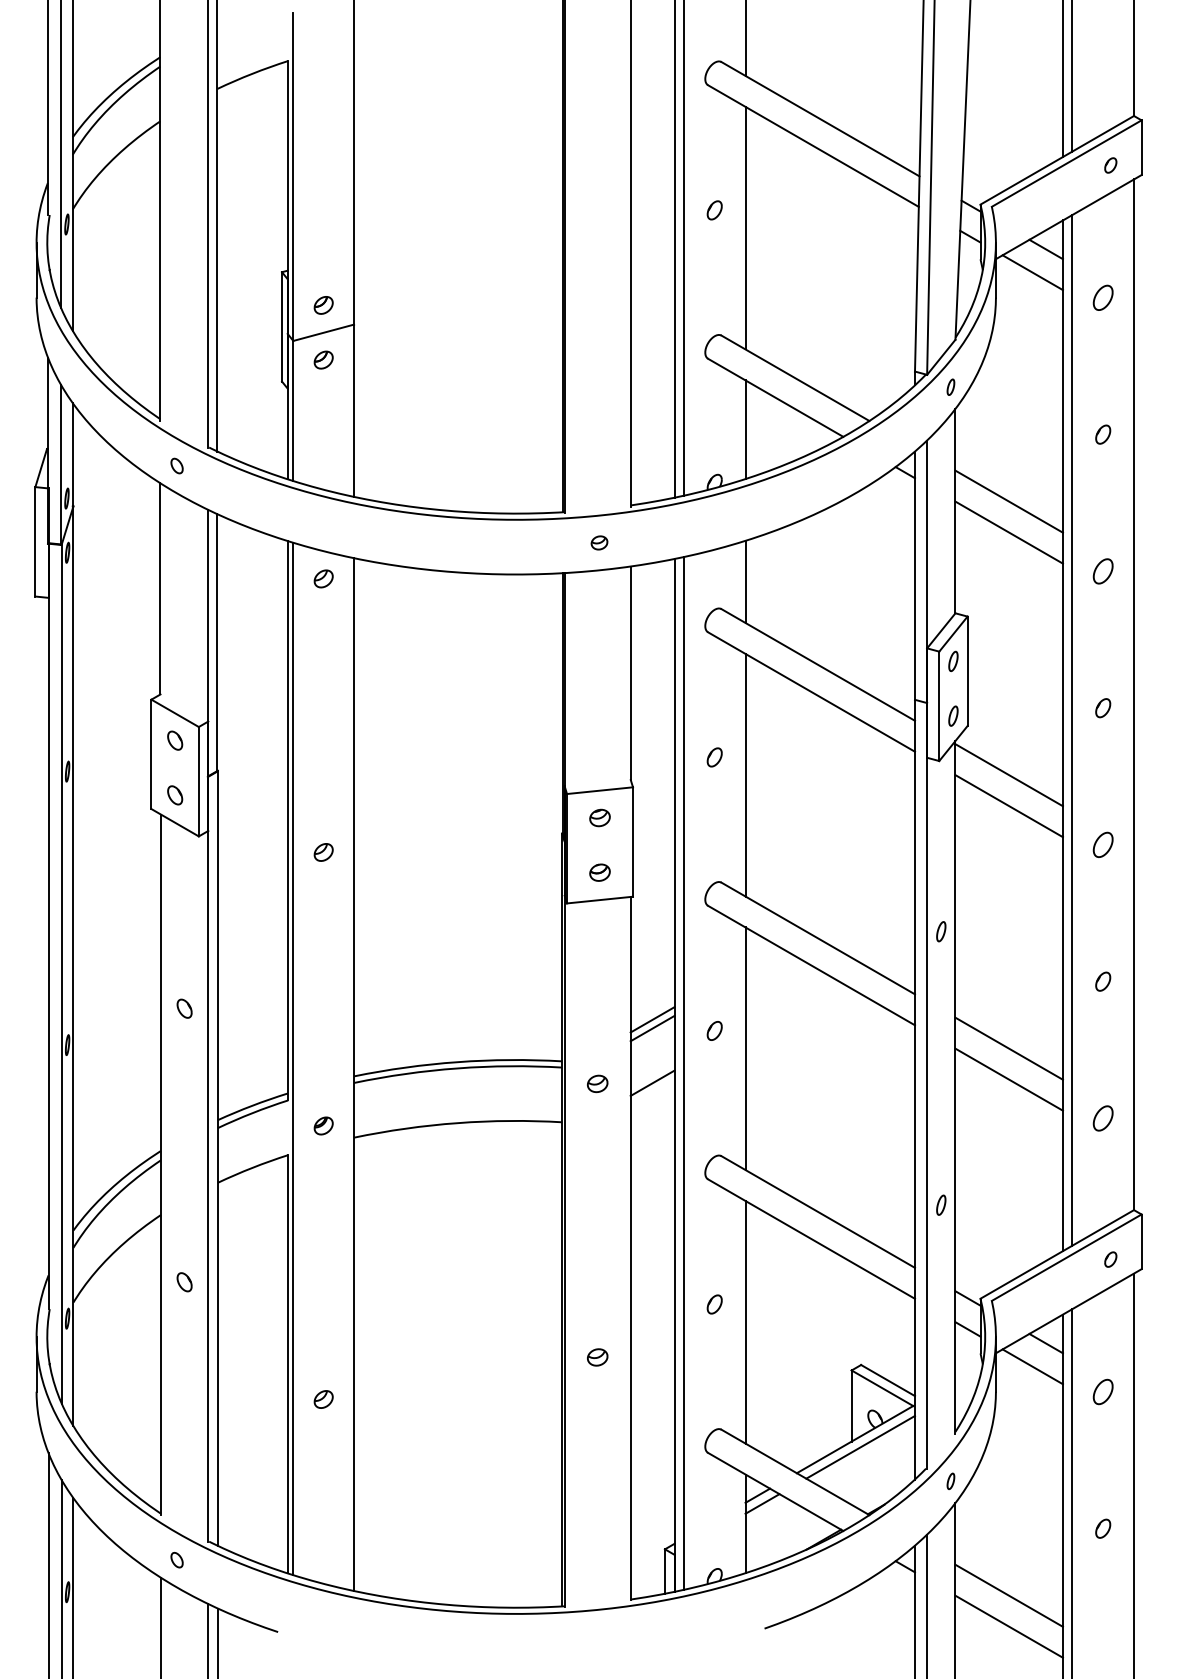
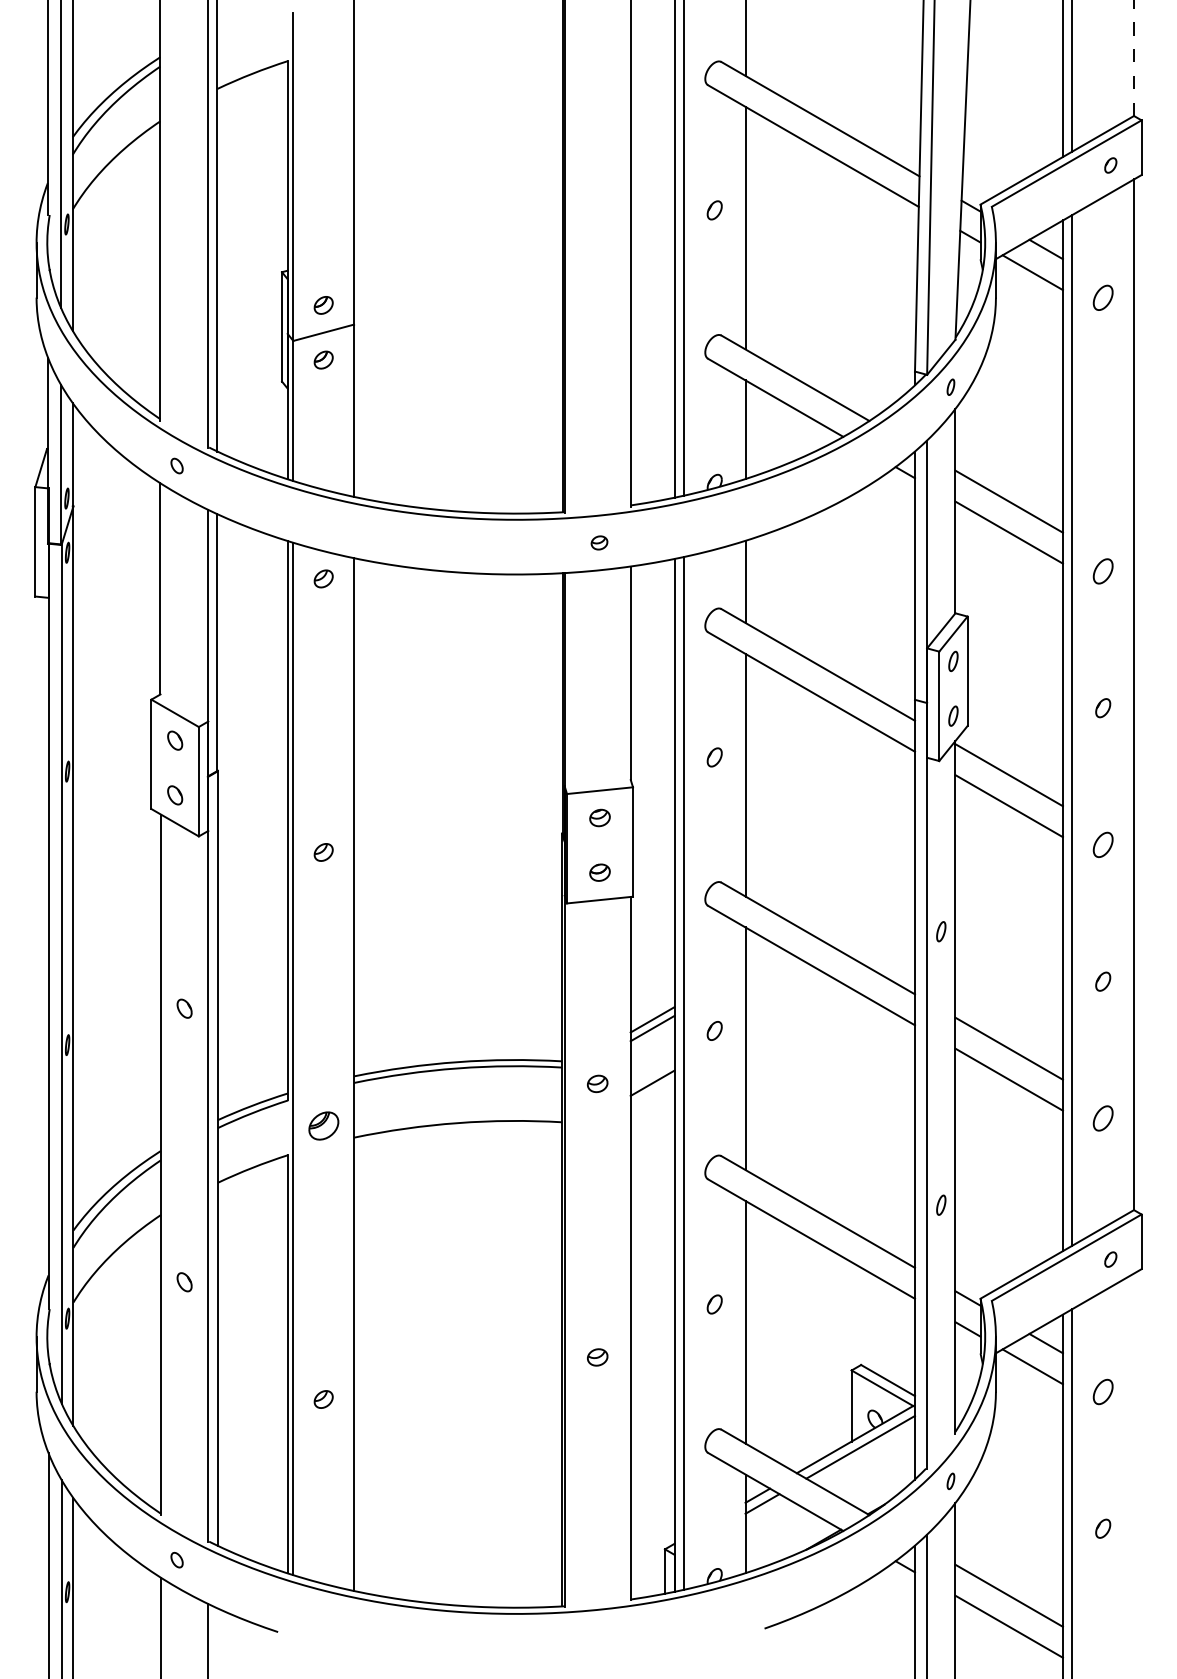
line: solid -> dashed (1134, 58)
part: present -> none (1103, 434)
part size: 21x20 px -> 32x30 px (323, 1125)
line: present -> none (1134, 1474)
line: present -> none (217, 1641)
